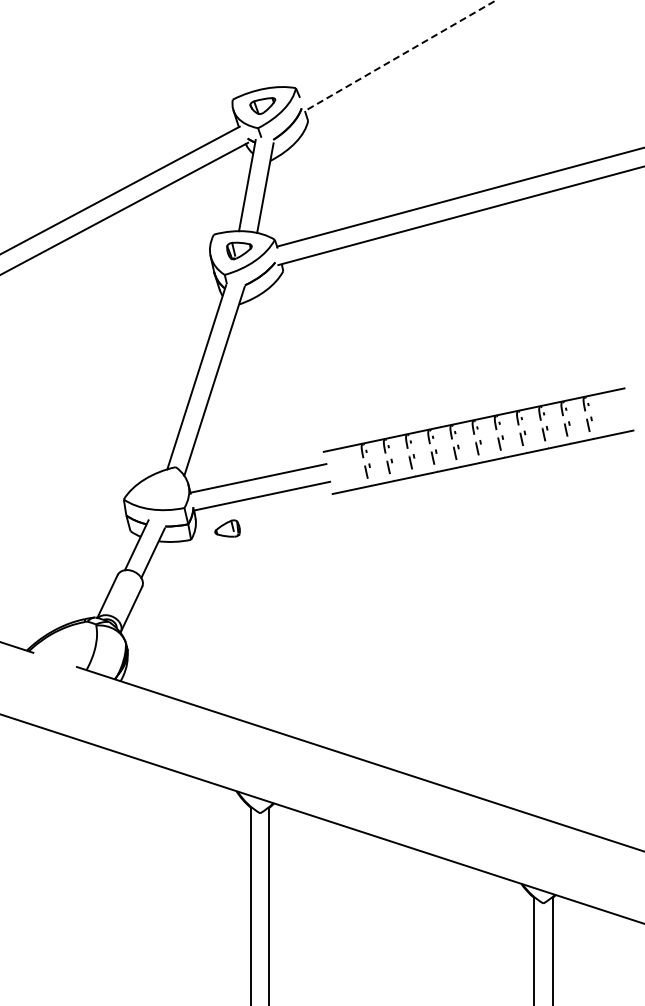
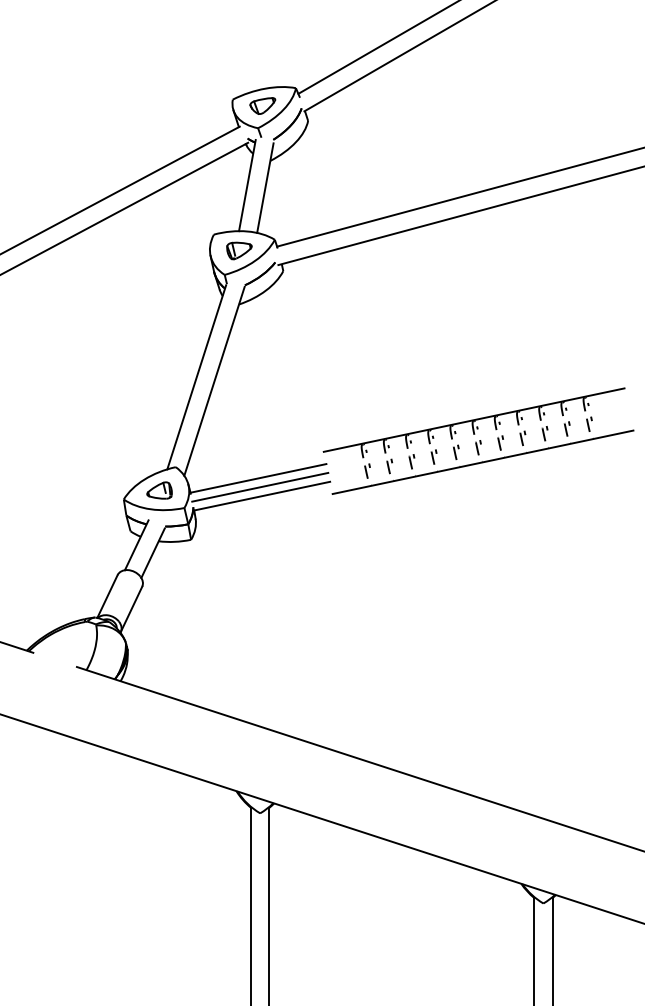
line: none -> present (377, 47)
line: dashed -> solid (400, 55)
line: none -> present (260, 486)
part position: (227, 528) -> (159, 490) (159, 490)
